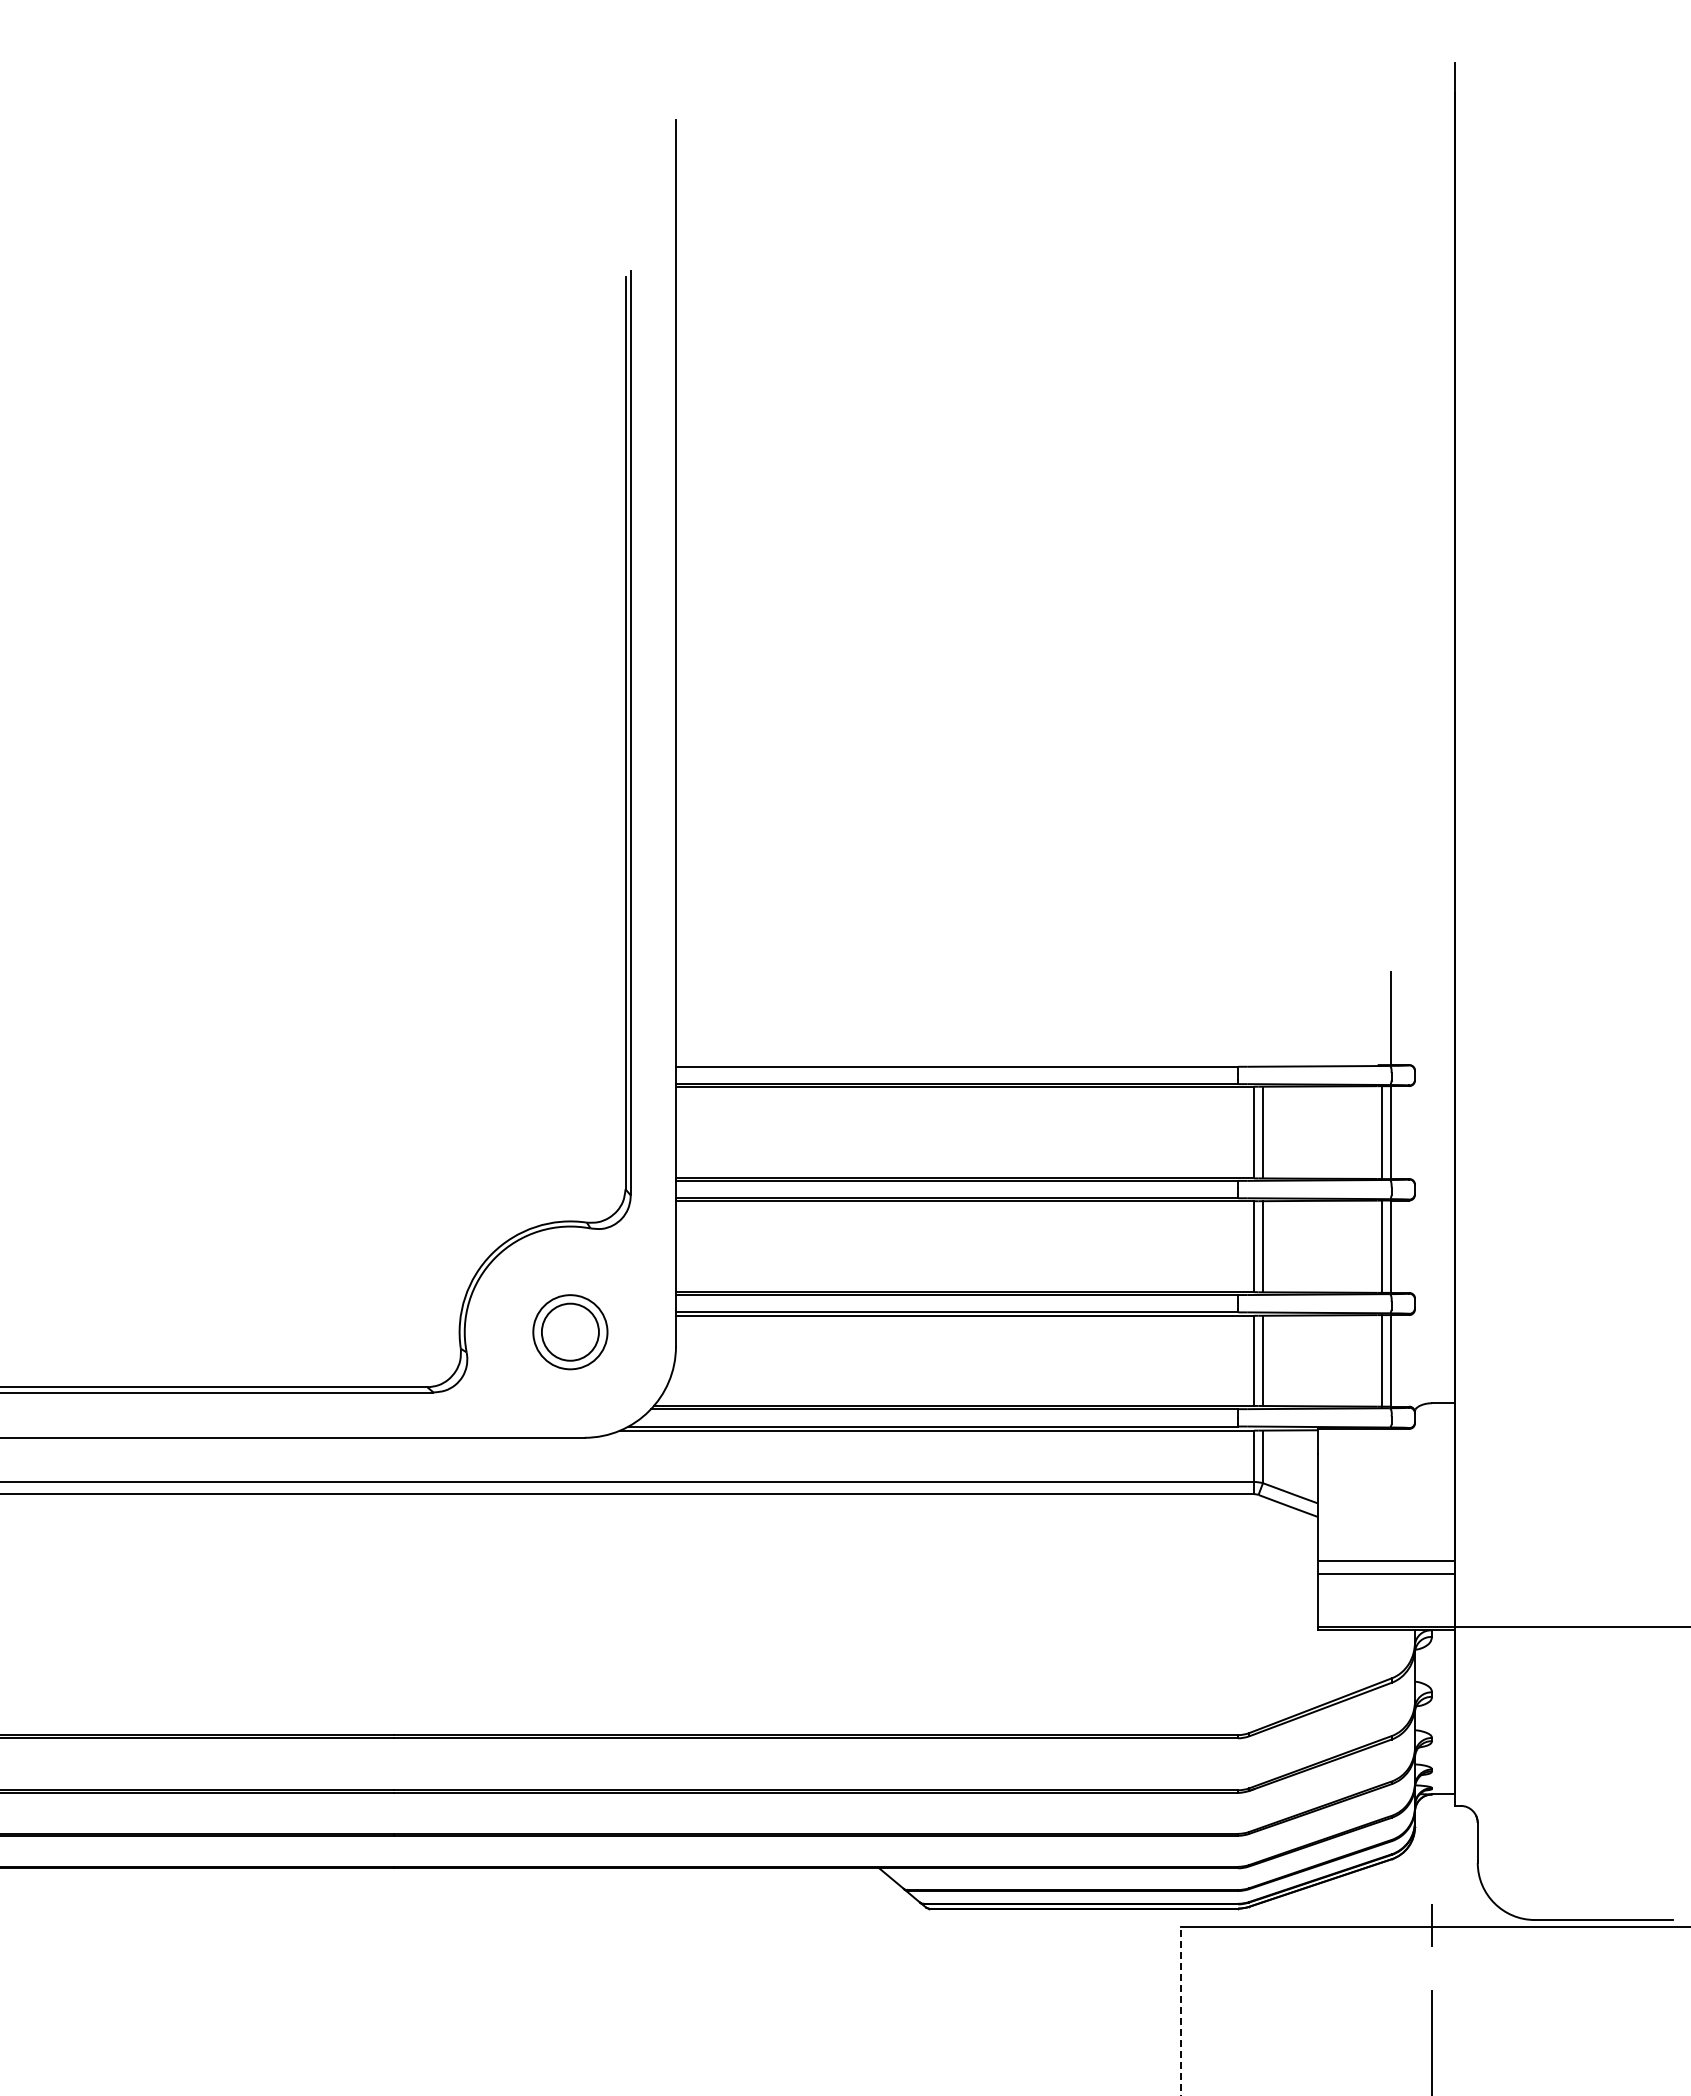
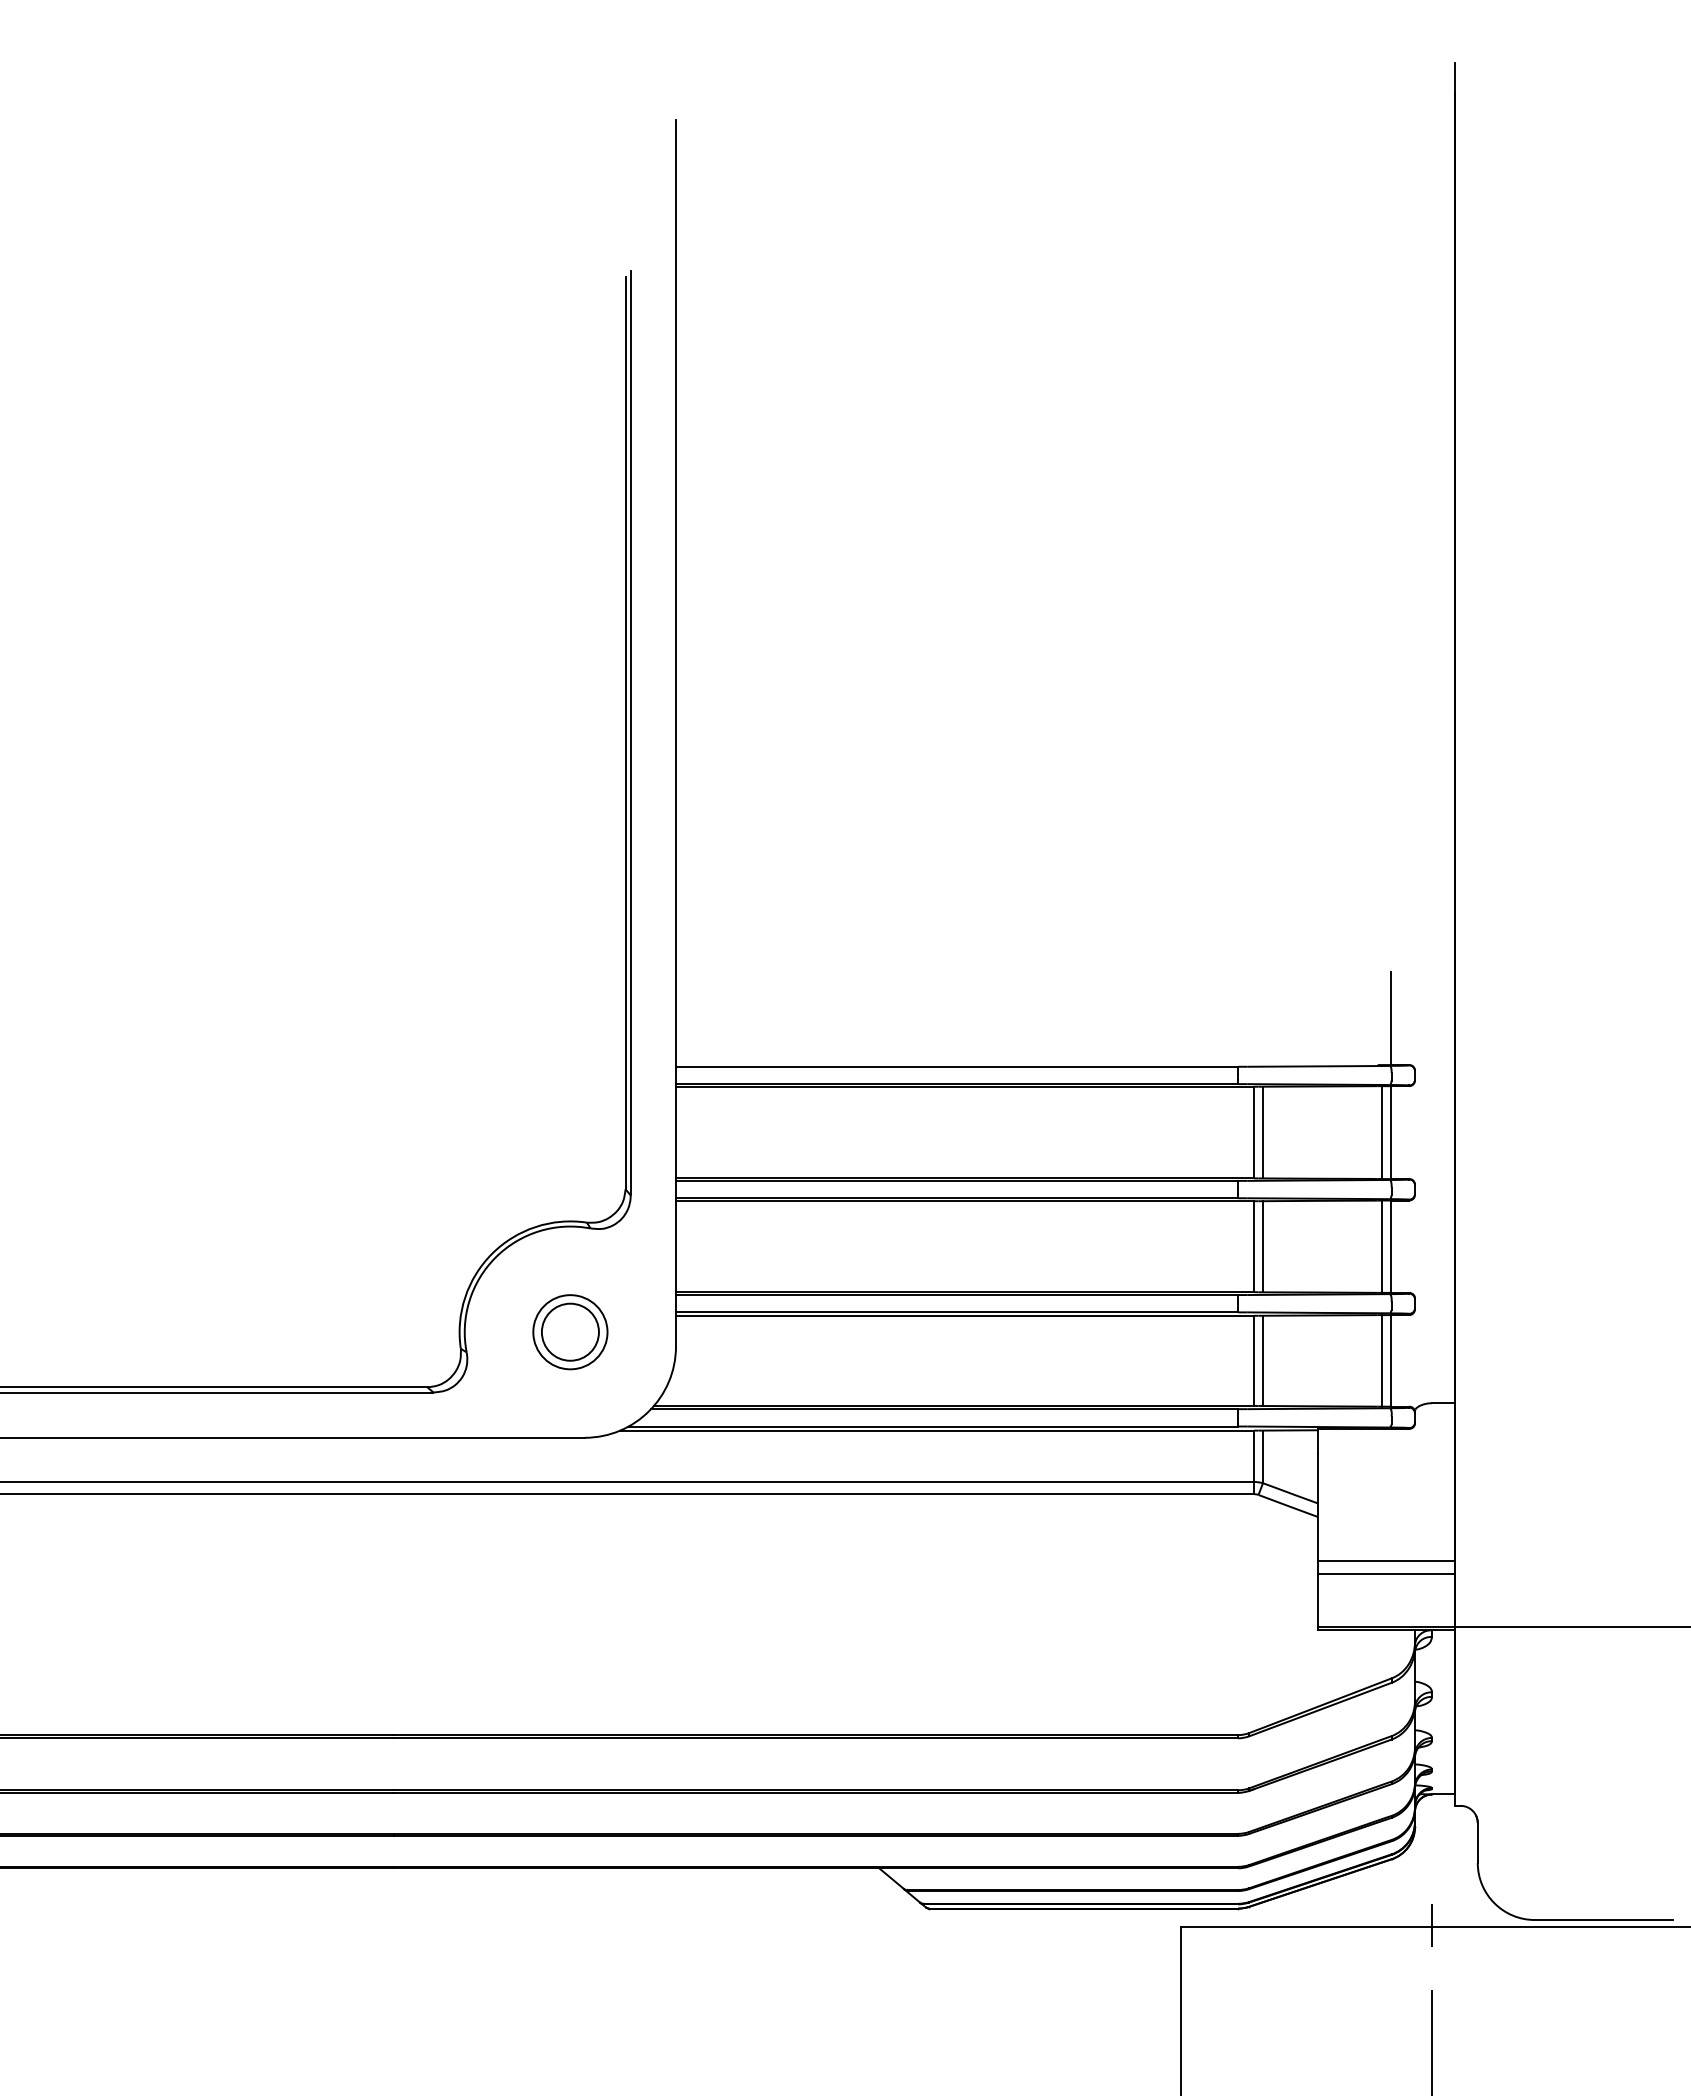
line: dashed -> solid (1181, 2010)
